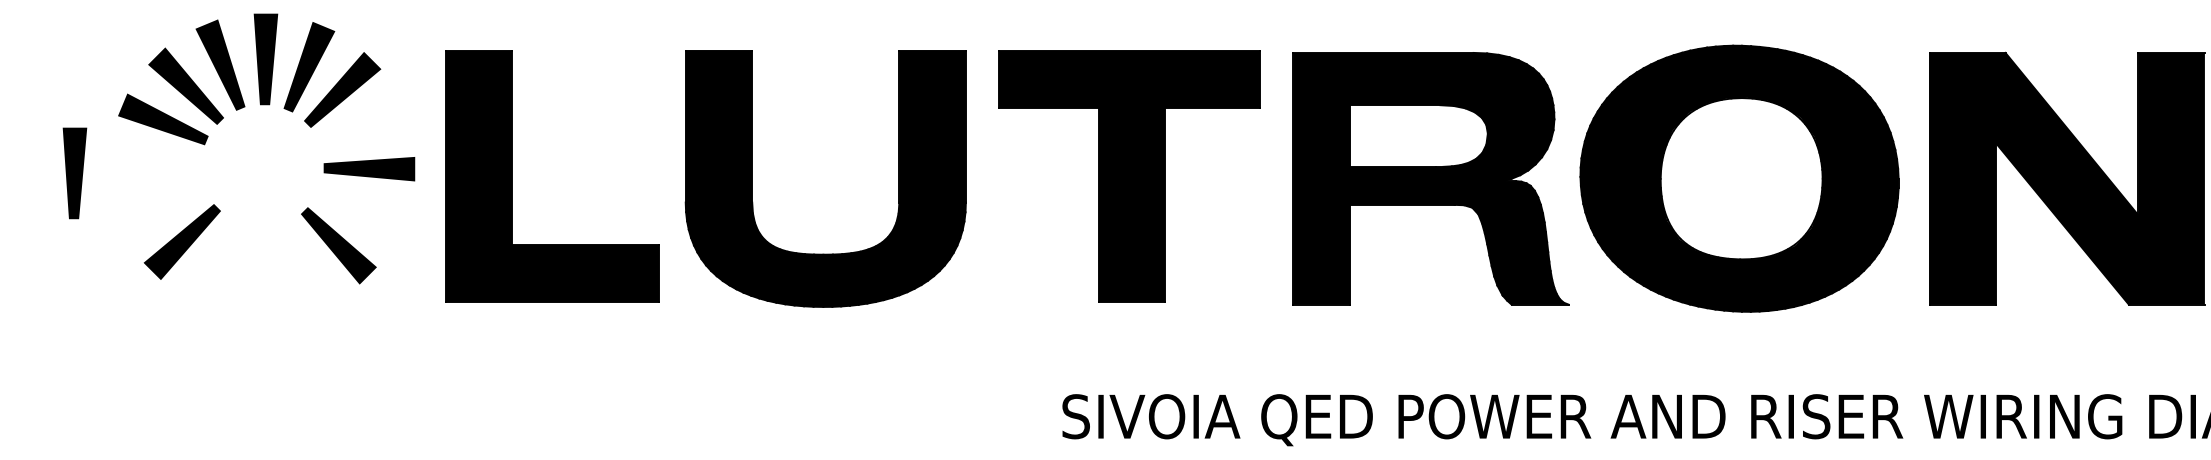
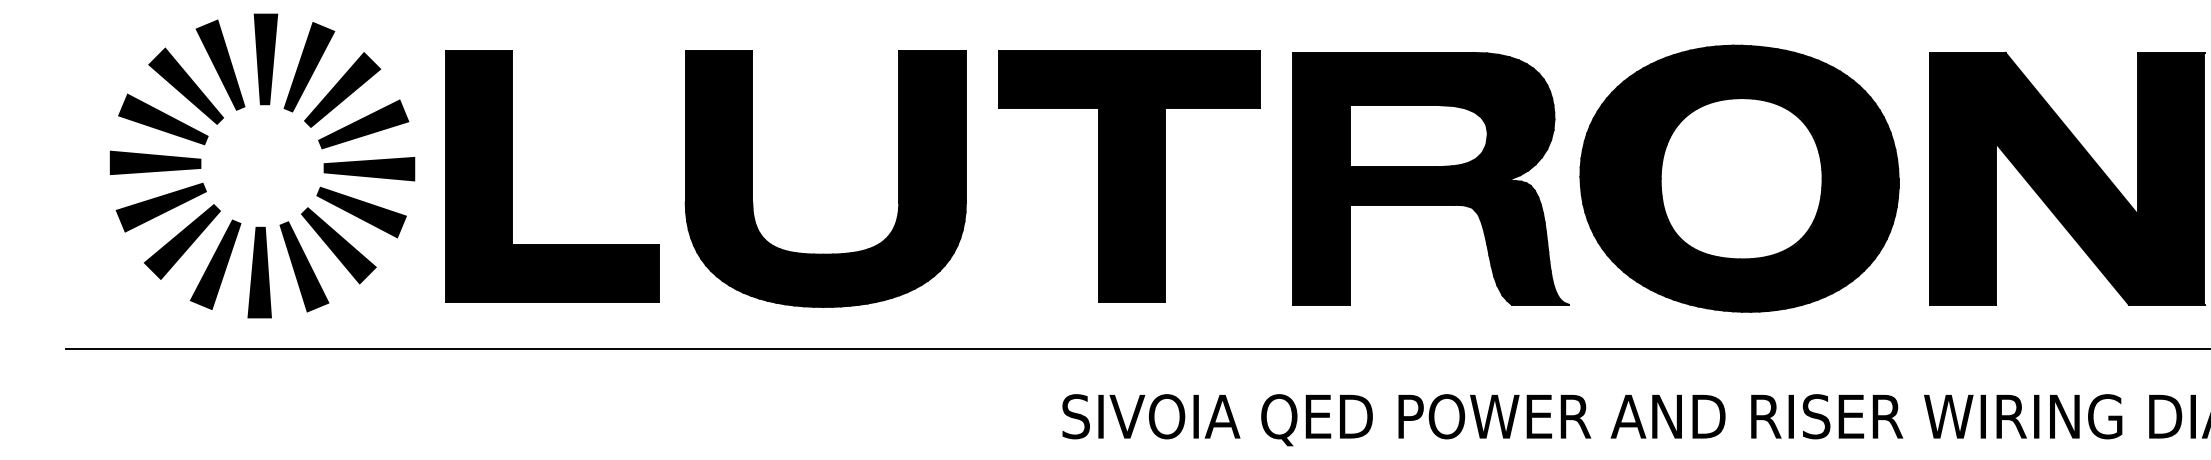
fill: none -> present (363, 124)
fill: none -> present (155, 162)
part: present -> none (74, 173)
part: none -> present (160, 207)
fill: none -> present (361, 212)
fill: none -> present (215, 264)
fill: none -> present (304, 266)
fill: none -> present (259, 272)
line: none -> present (1136, 348)
